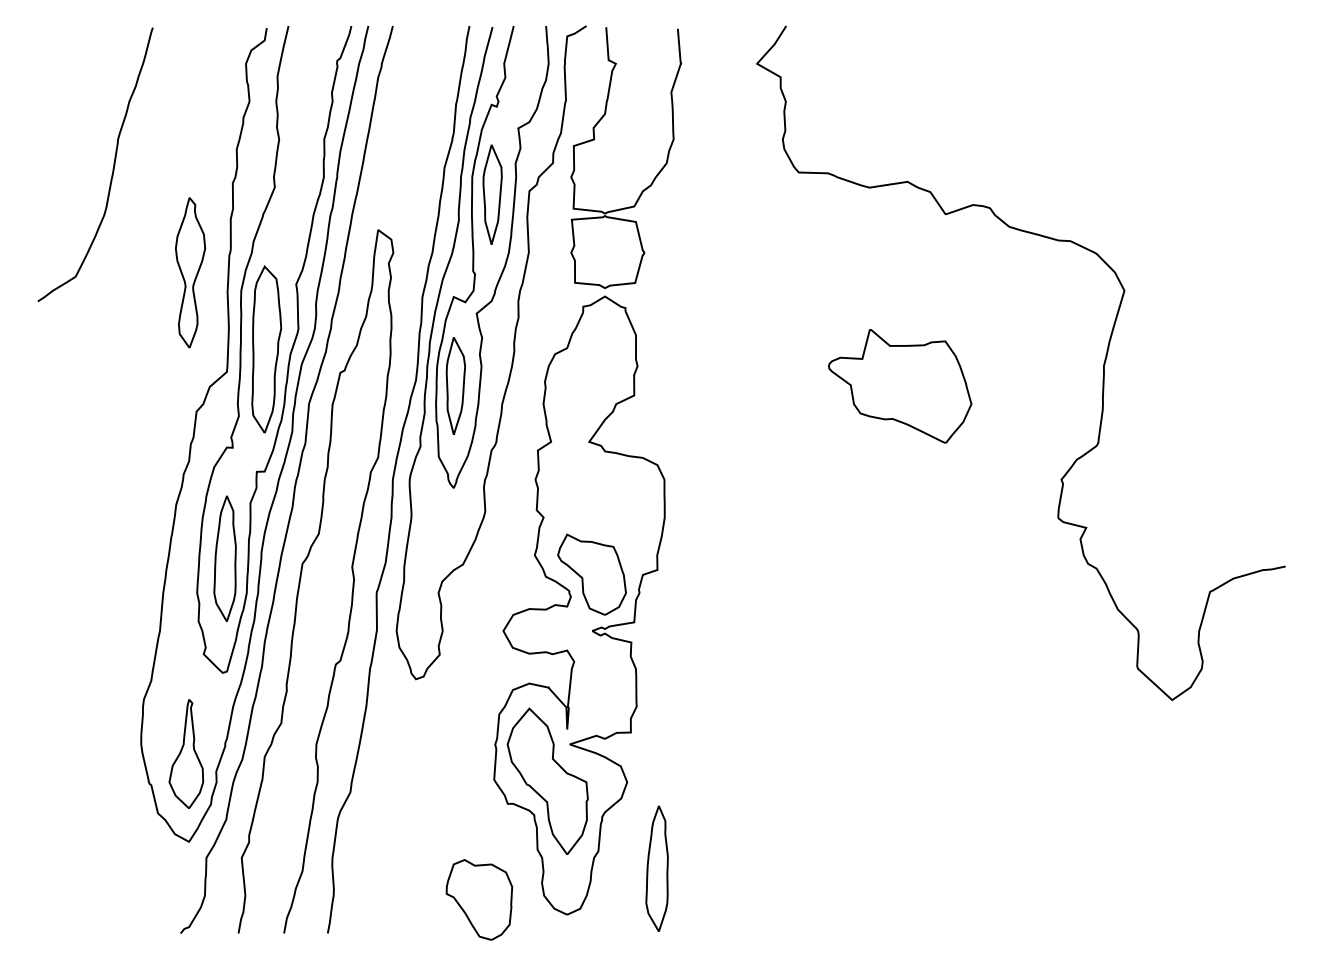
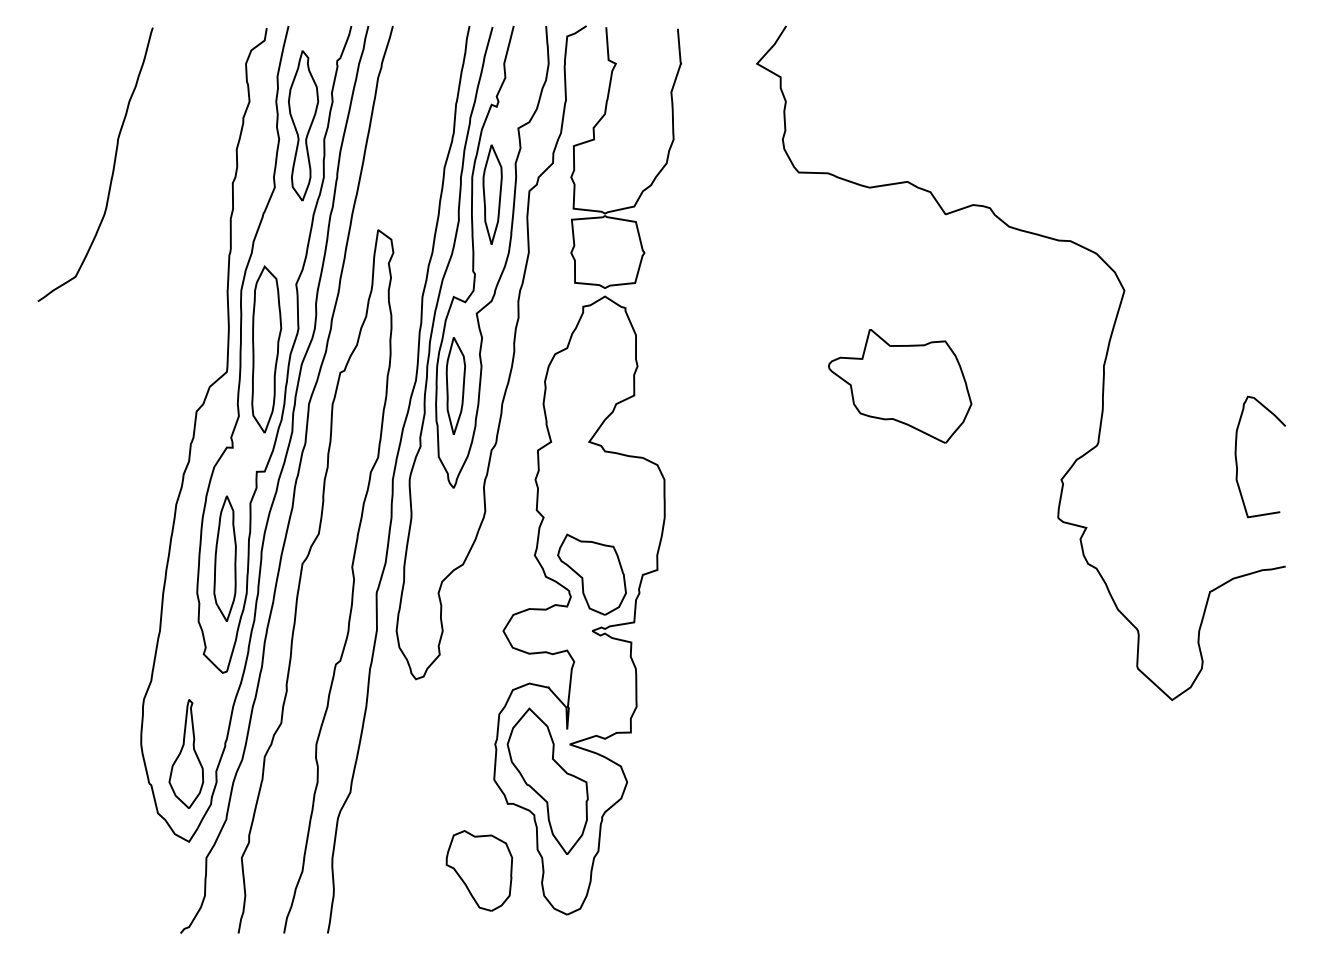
part position: (190, 272) -> (303, 125) (303, 125)
curve: none -> present (1237, 460)
part: present -> none (656, 868)
part position: (479, 899) -> (479, 870) (479, 870)
